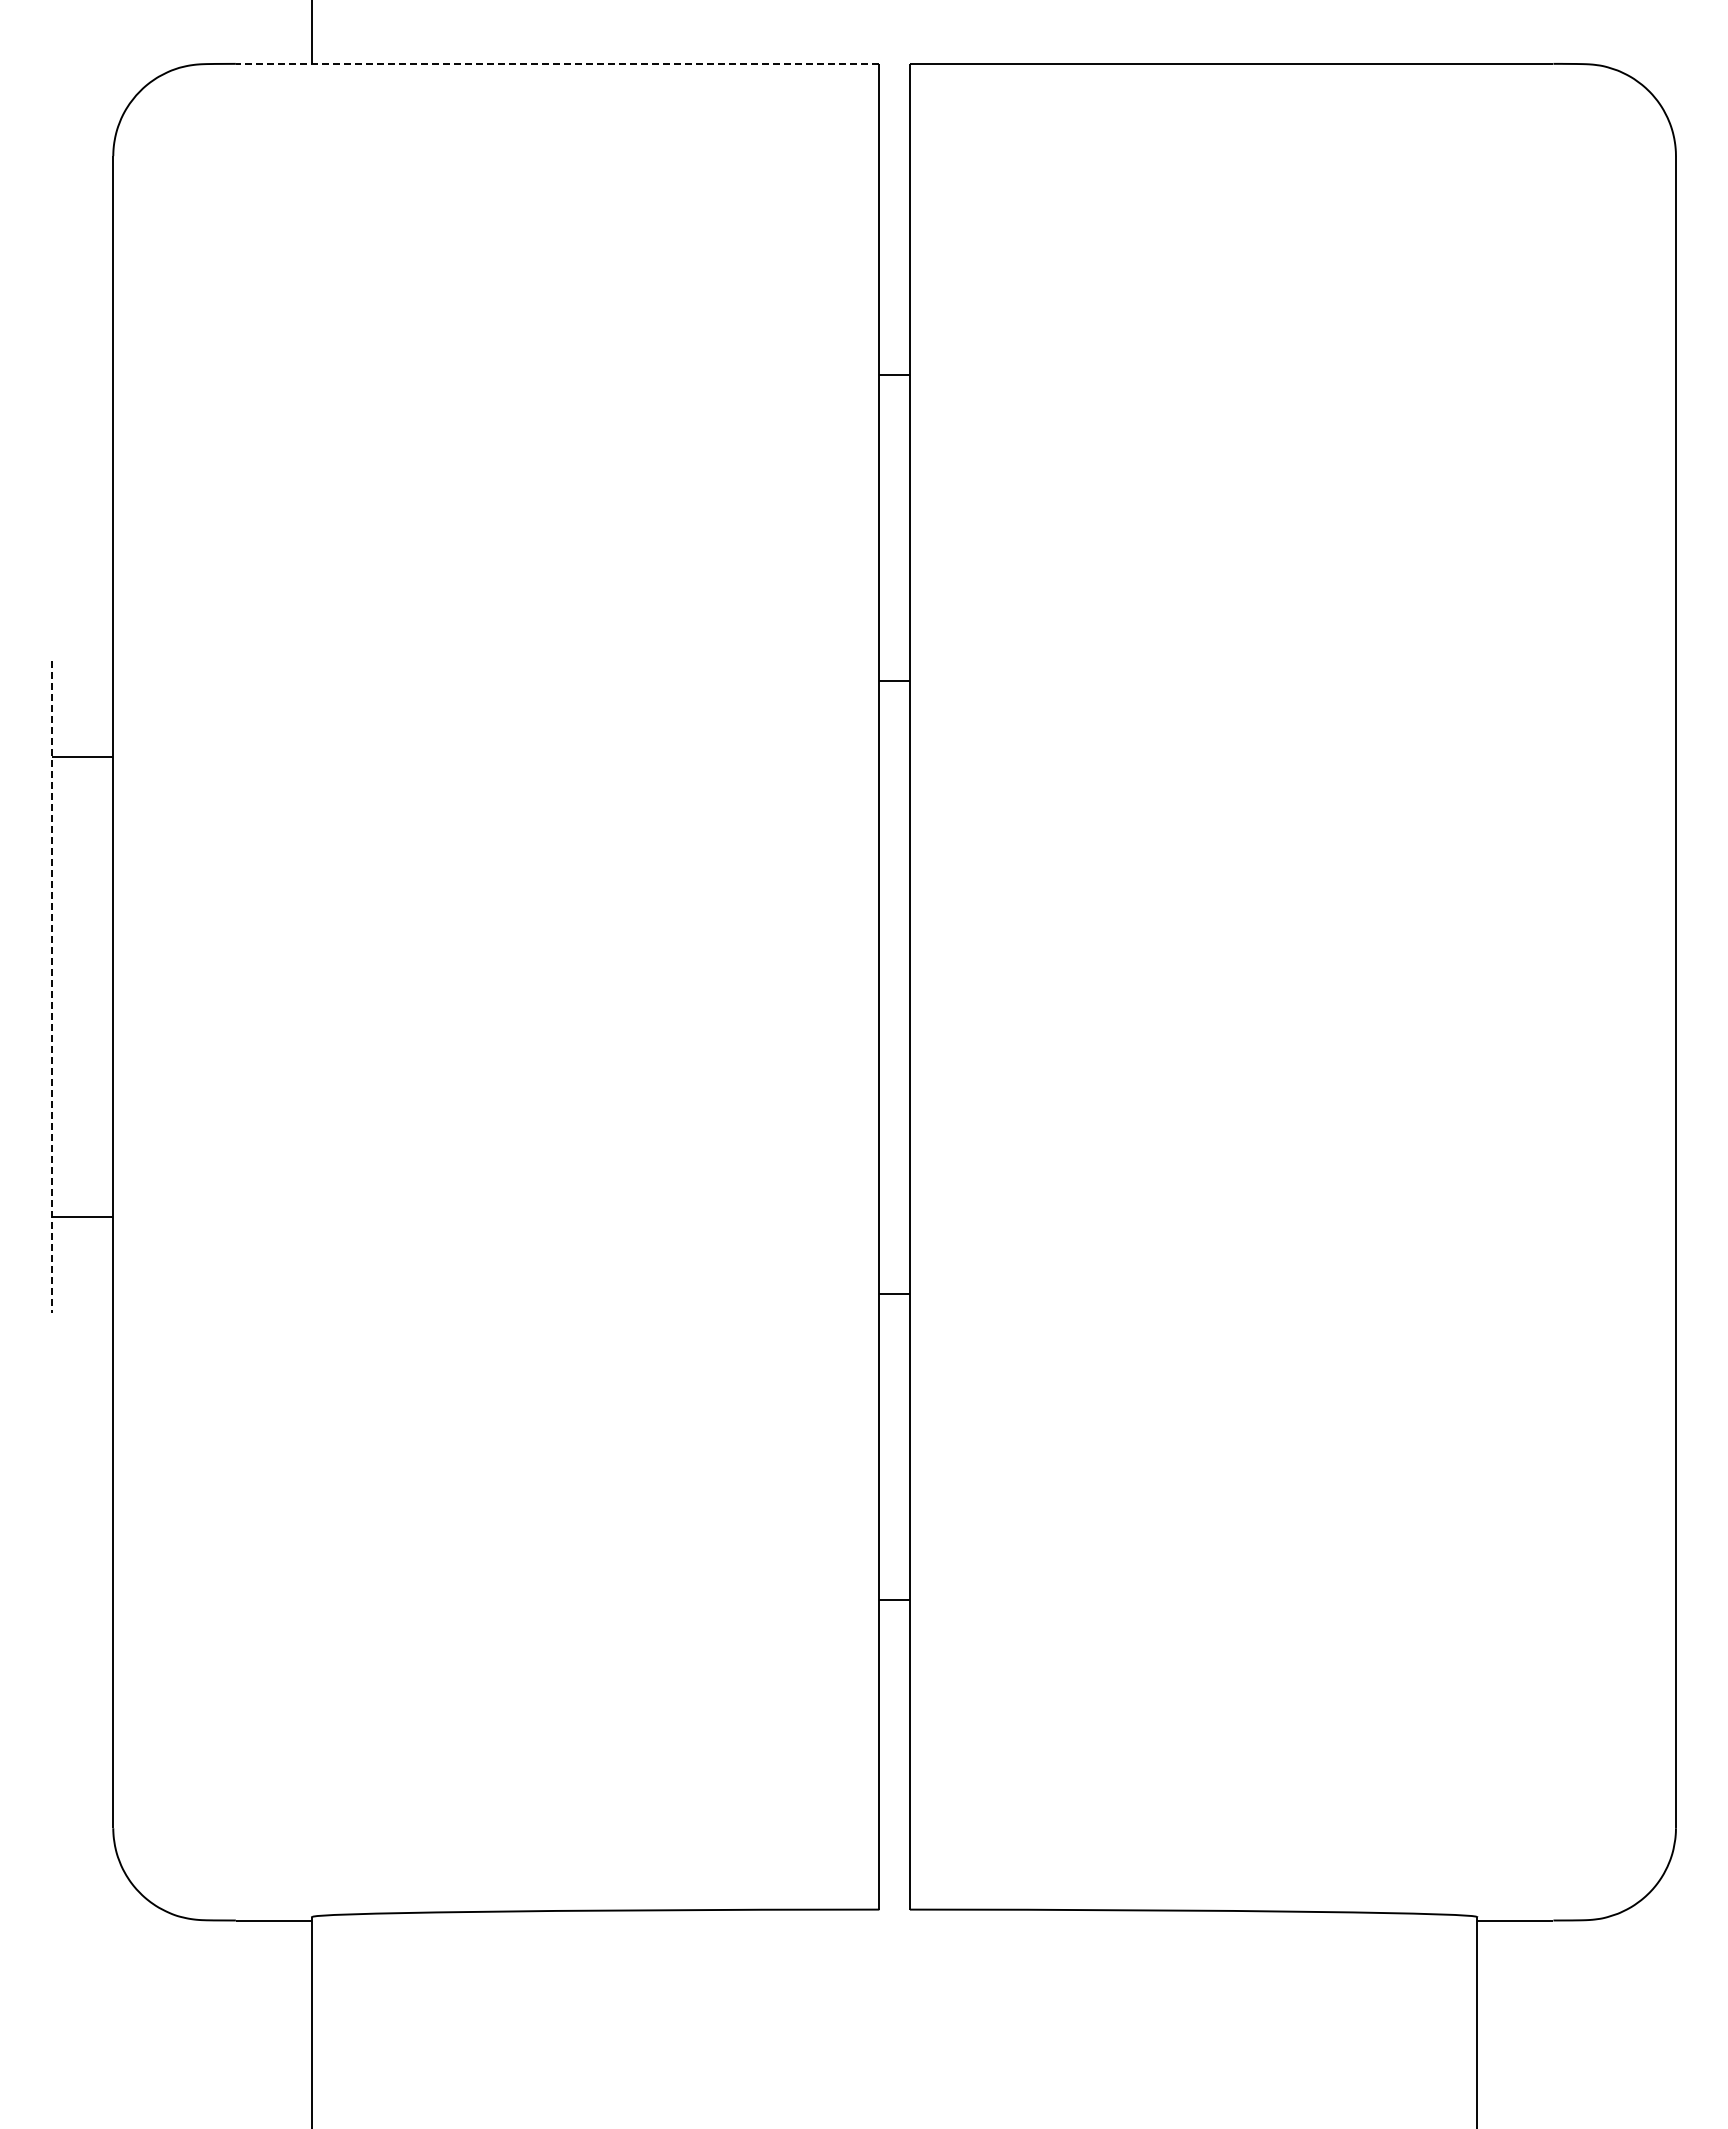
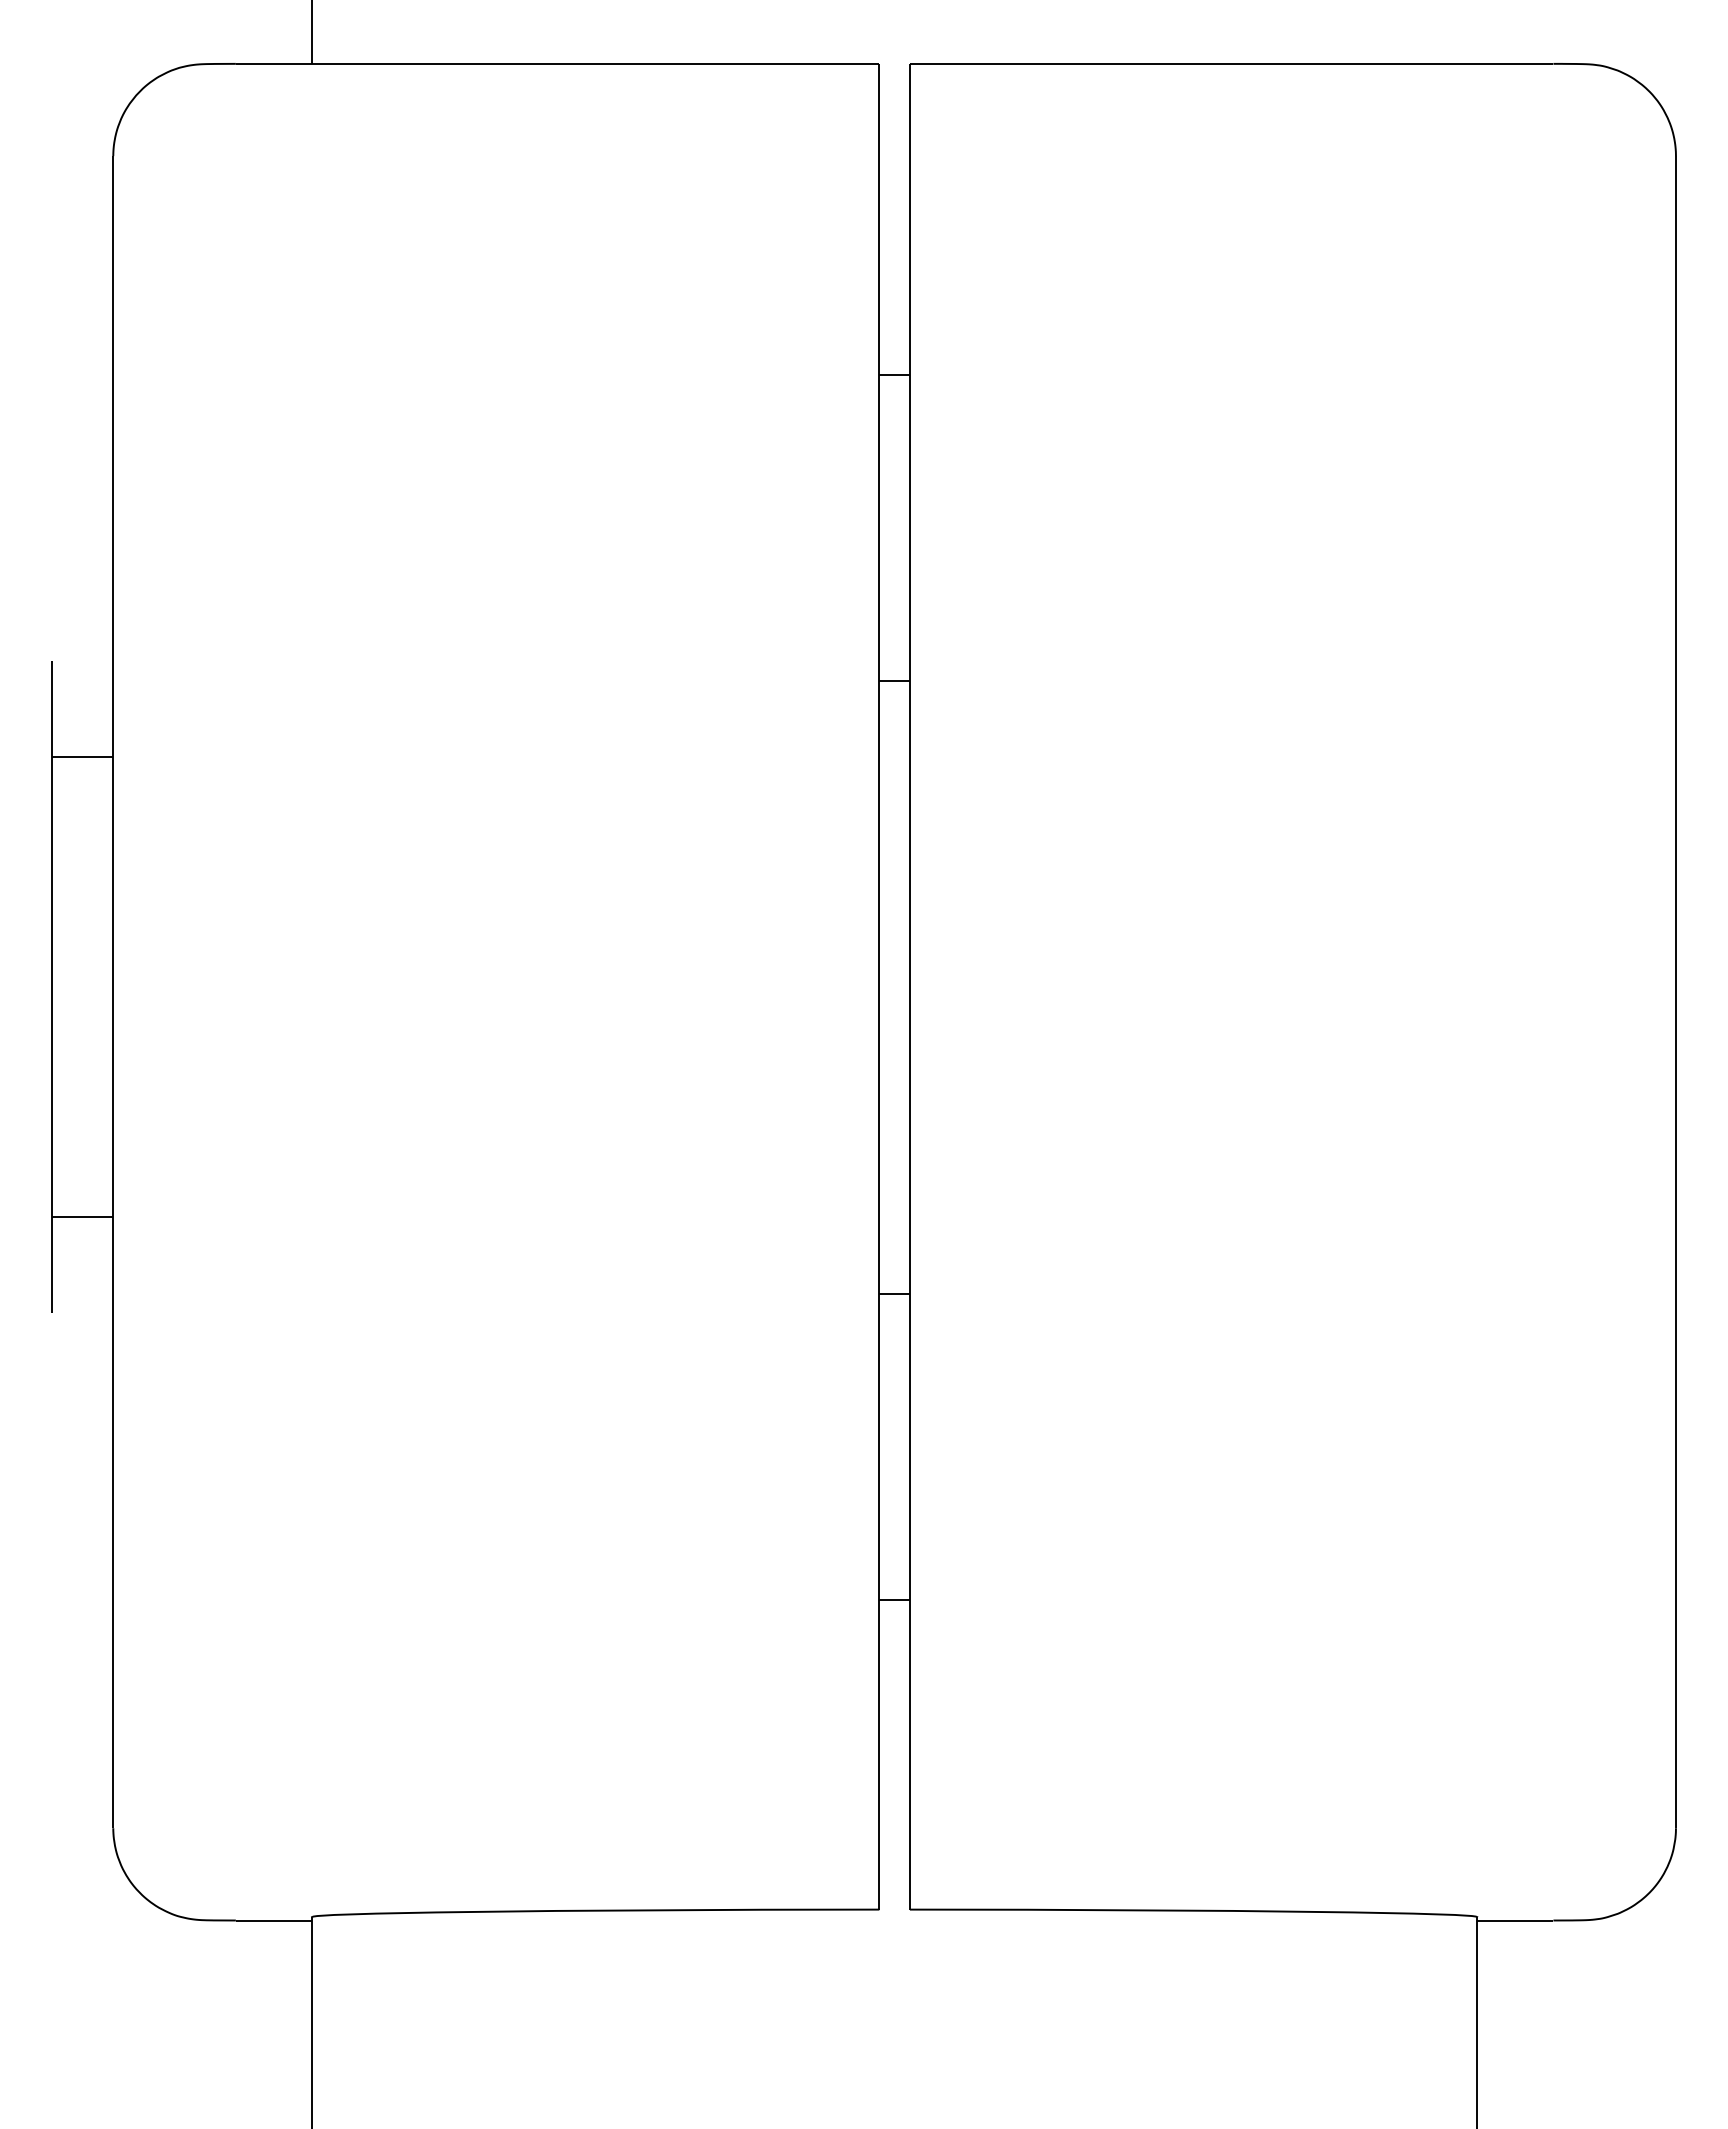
line: dashed -> solid (557, 63)
line: dashed -> solid (52, 987)
